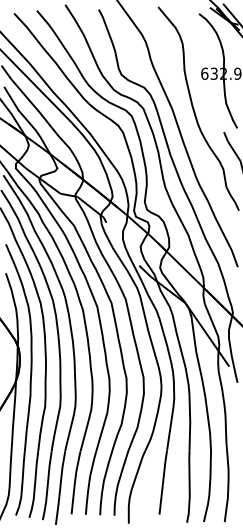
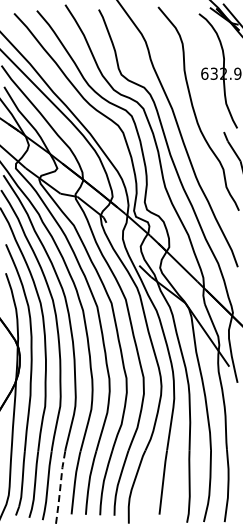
line: solid -> dashed (60, 488)
